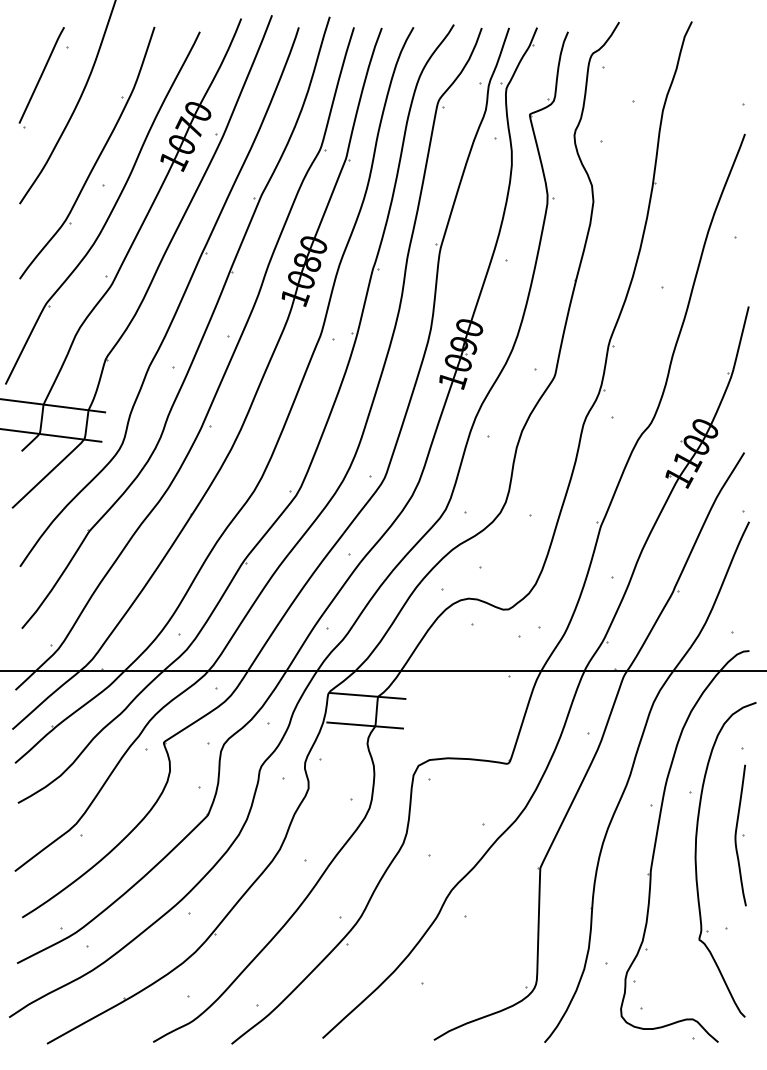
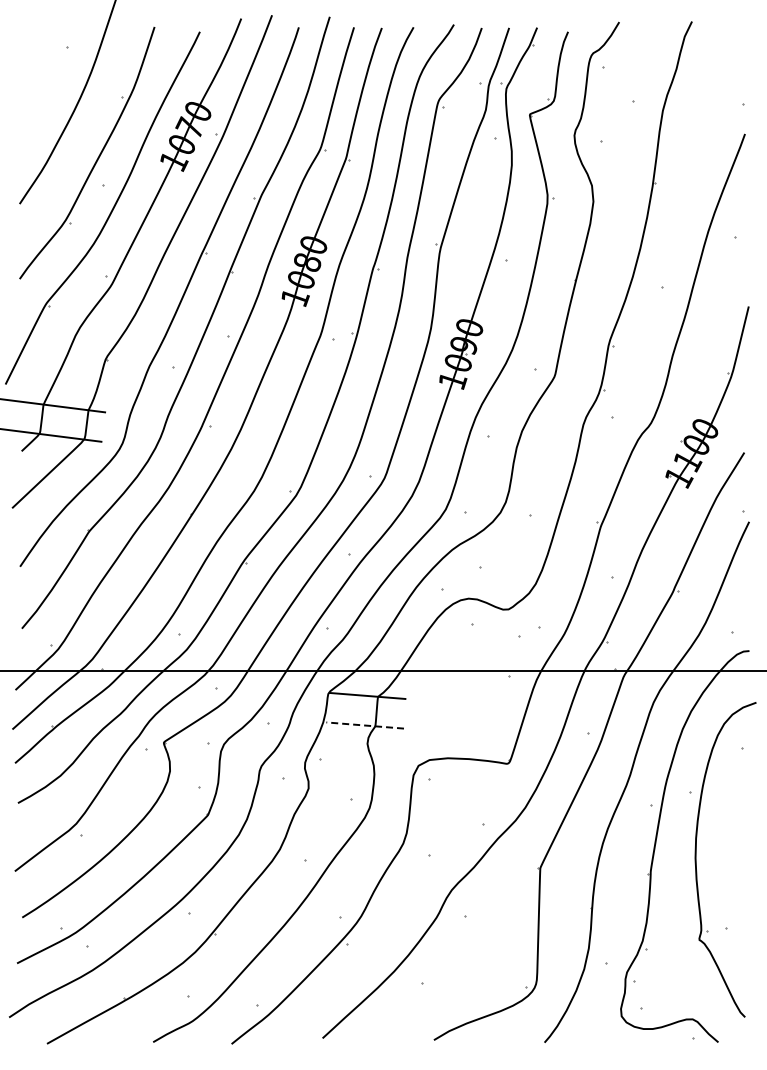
part: present -> none (41, 77)
line: solid -> dashed (365, 725)
part: present -> none (740, 835)
